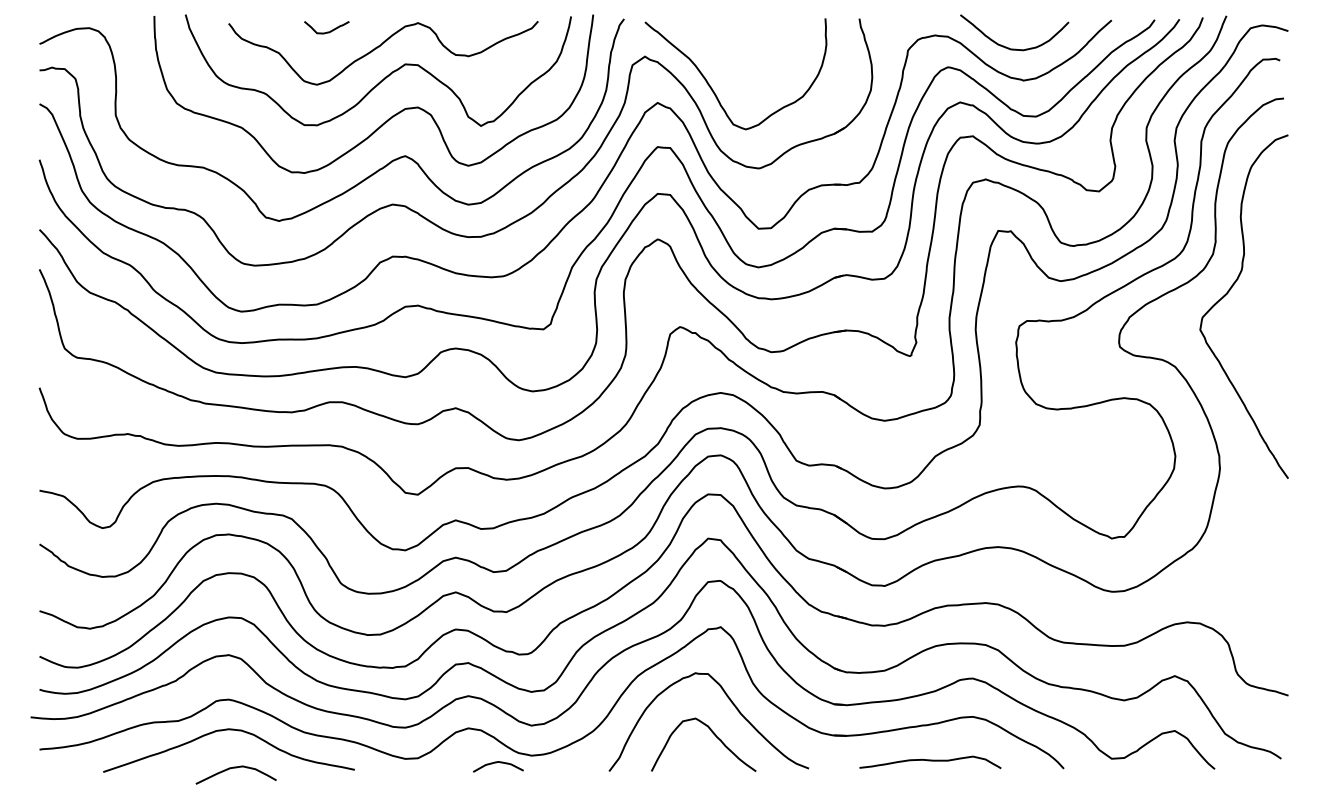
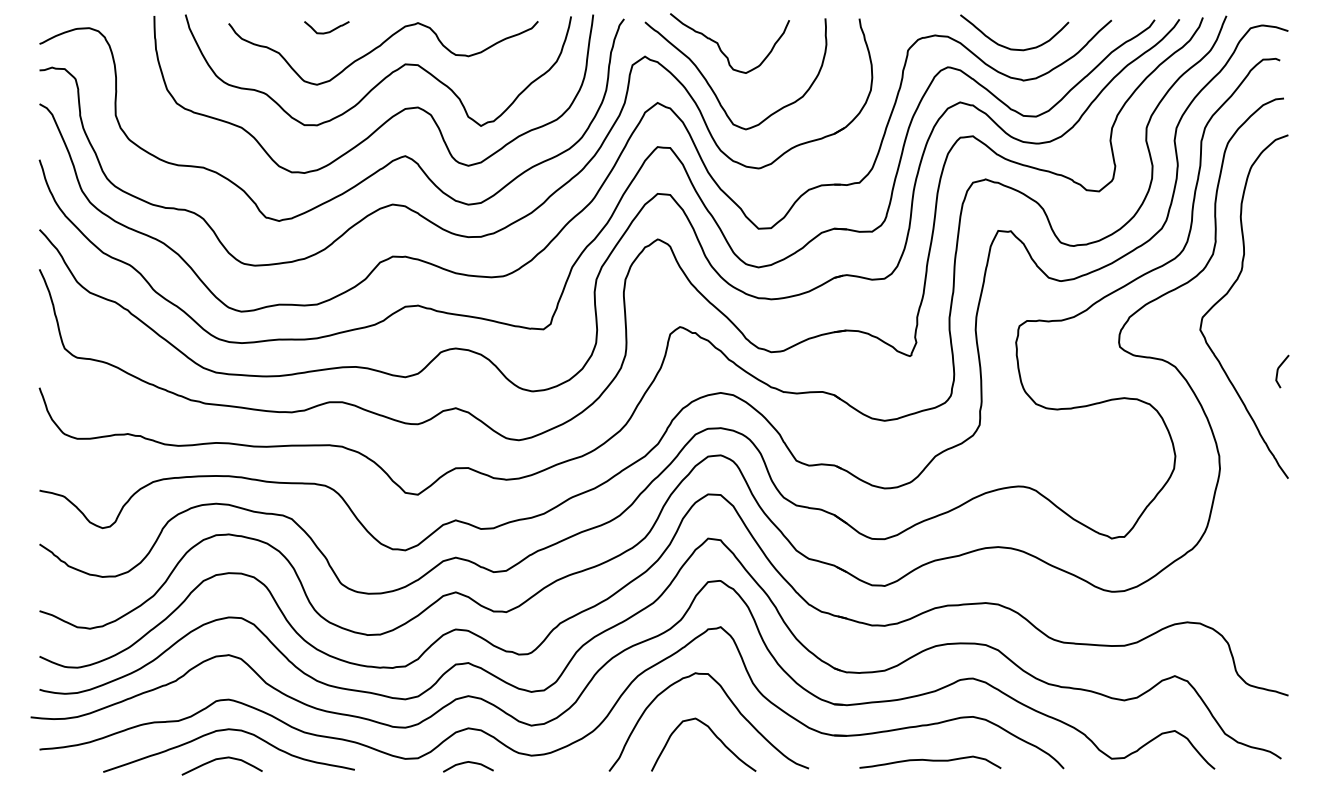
curve: none -> present (720, 47)
line: none -> present (1278, 371)
curve position: (496, 763) -> (466, 763) (466, 763)
curve position: (235, 768) -> (221, 759) (221, 759)
